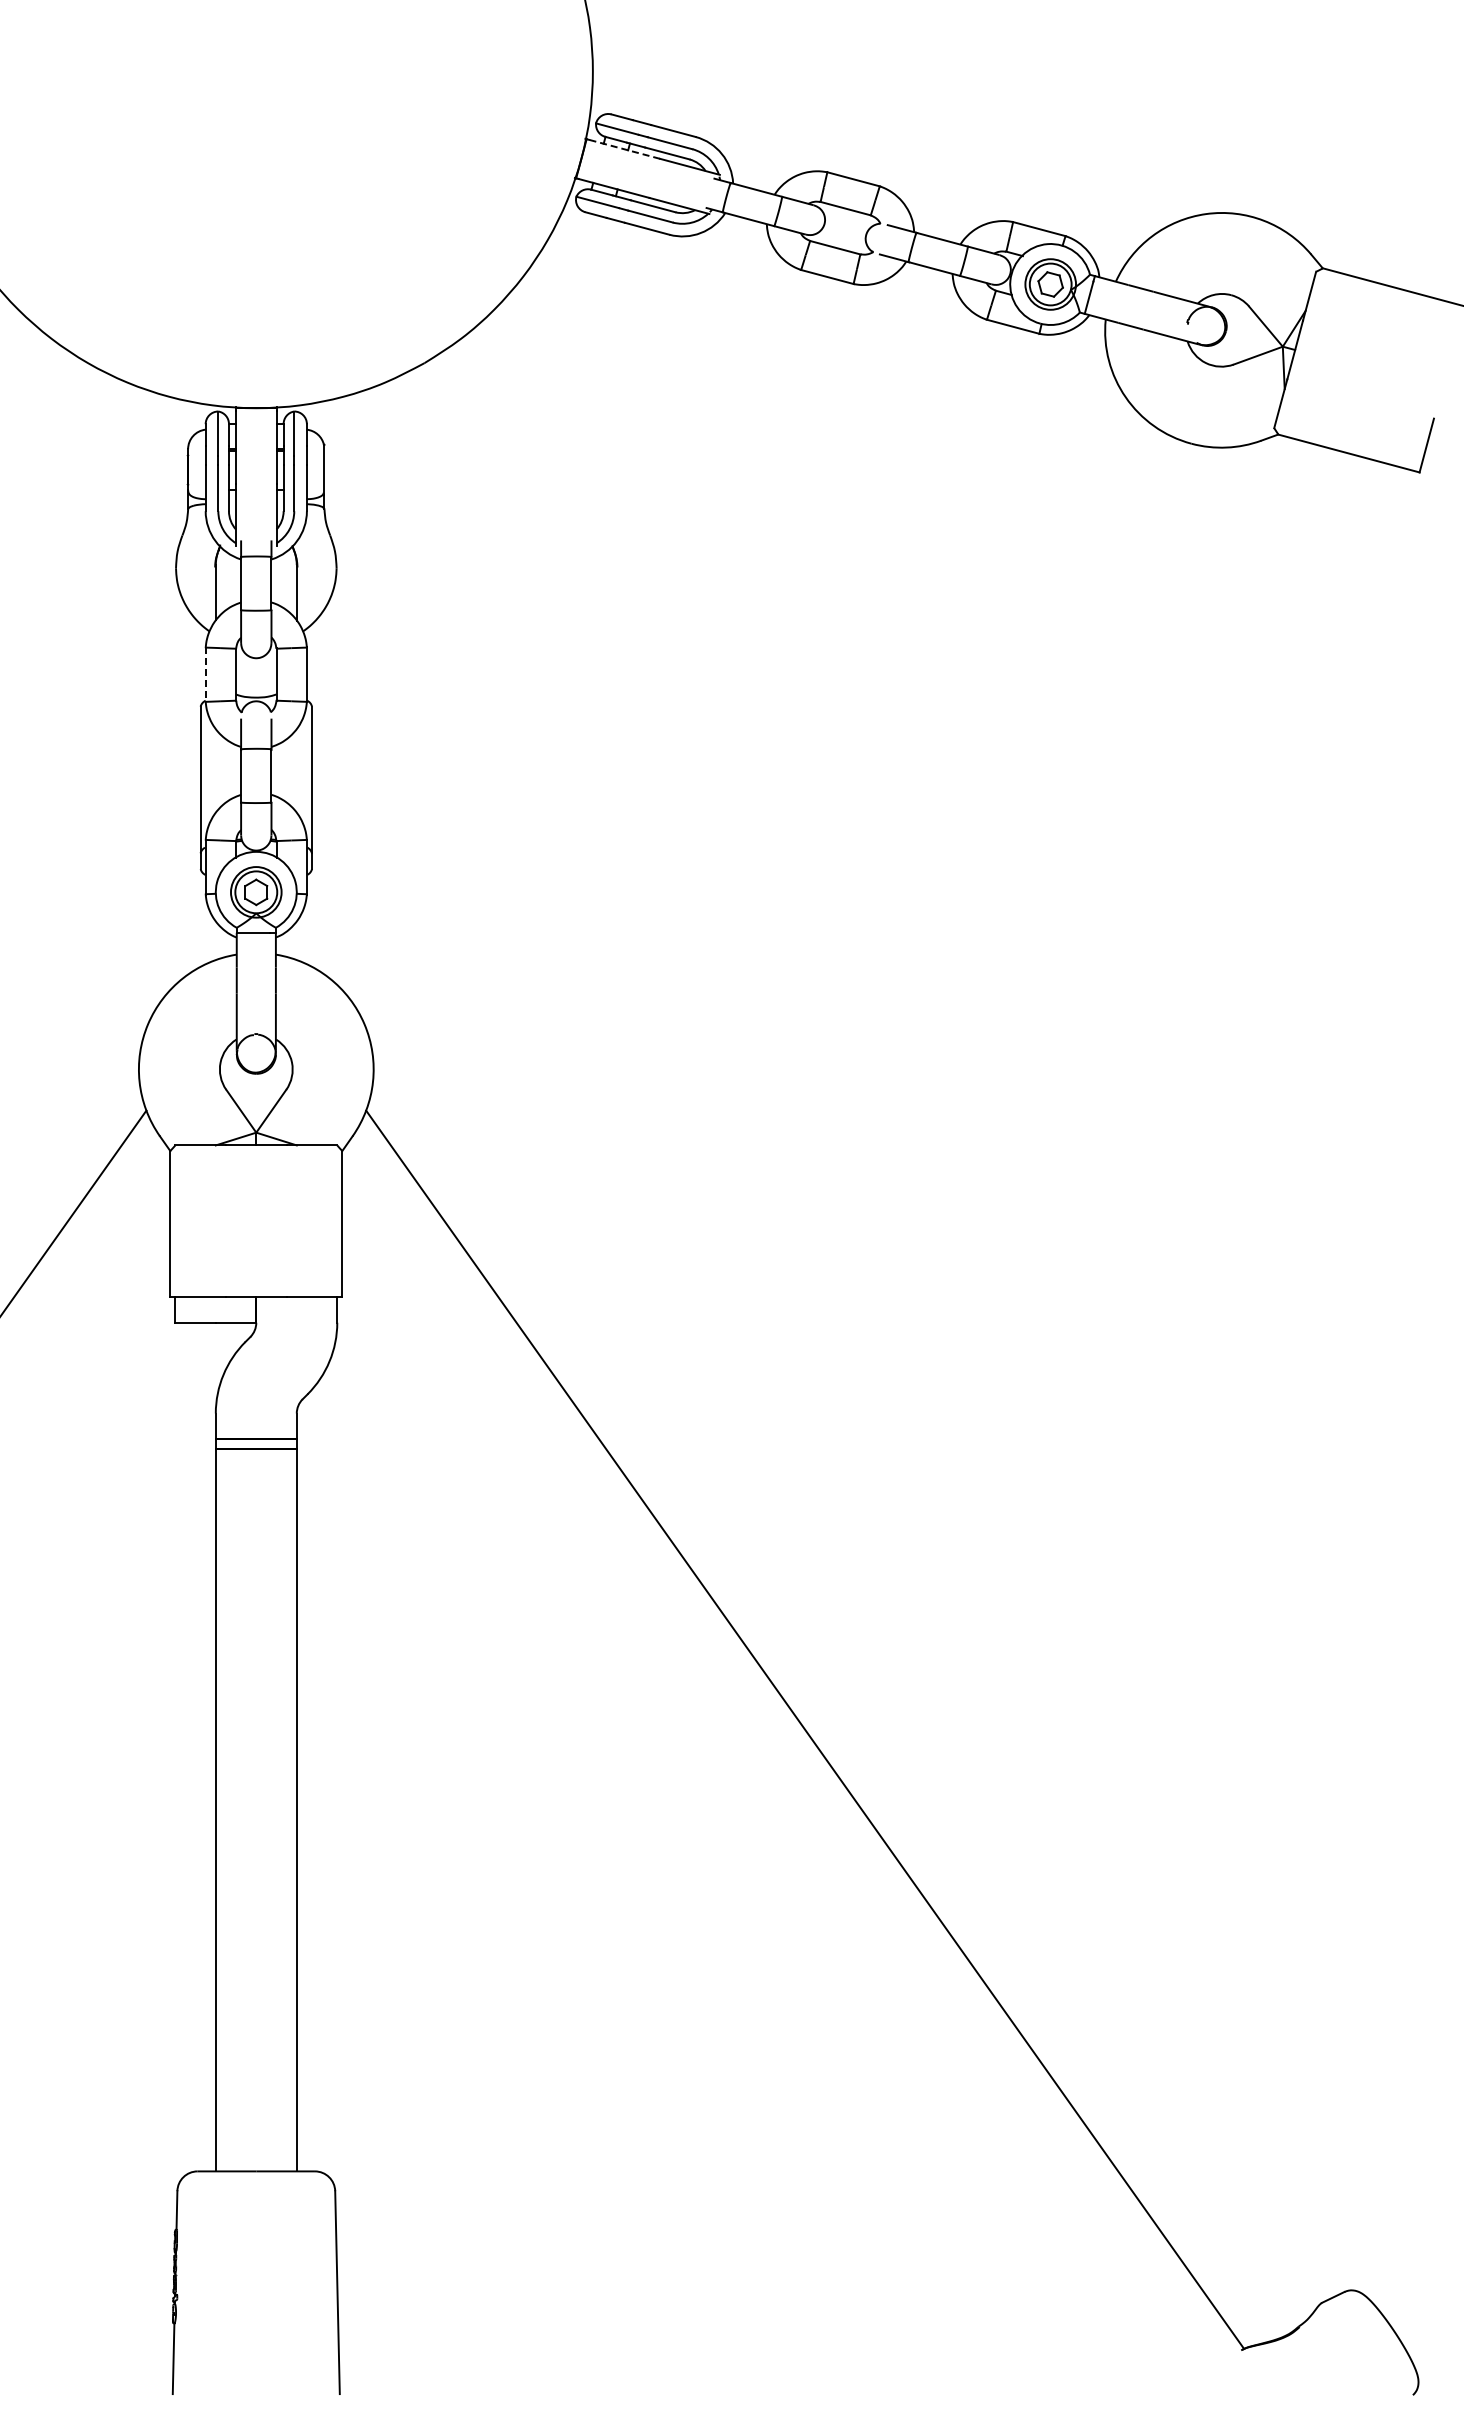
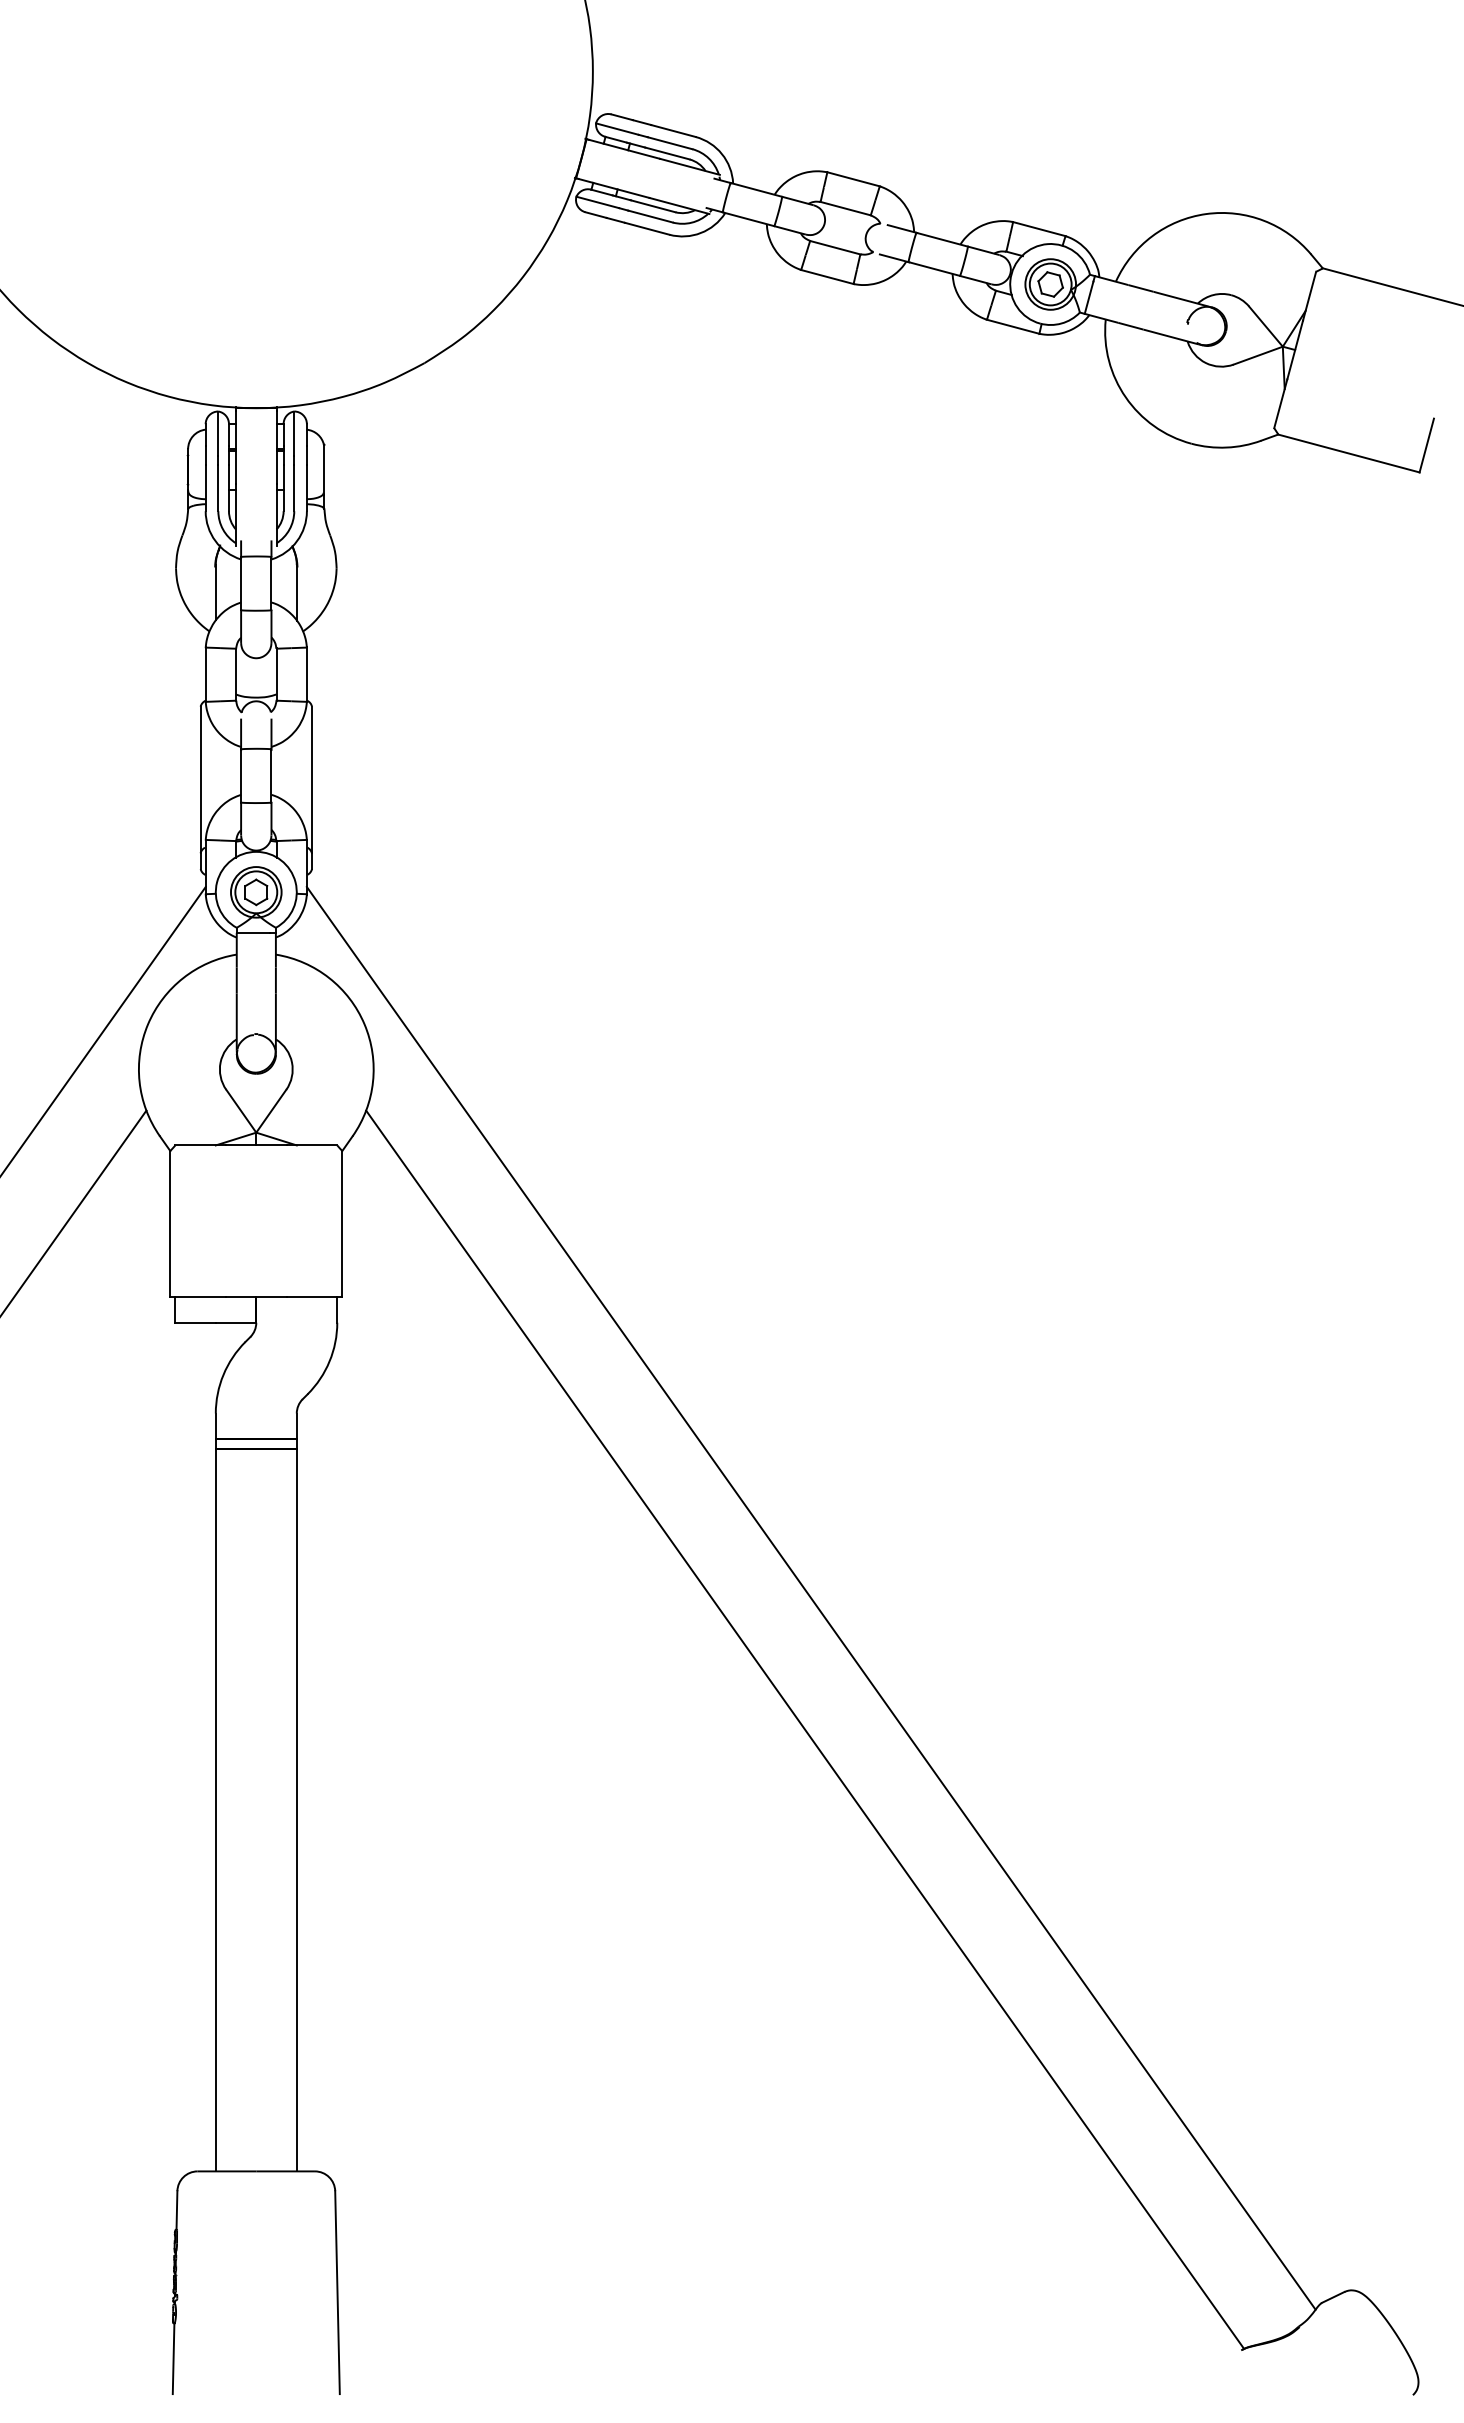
line: dashed -> solid (624, 149)
line: dashed -> solid (205, 675)
line: none -> present (103, 1030)
line: none -> present (810, 1597)
